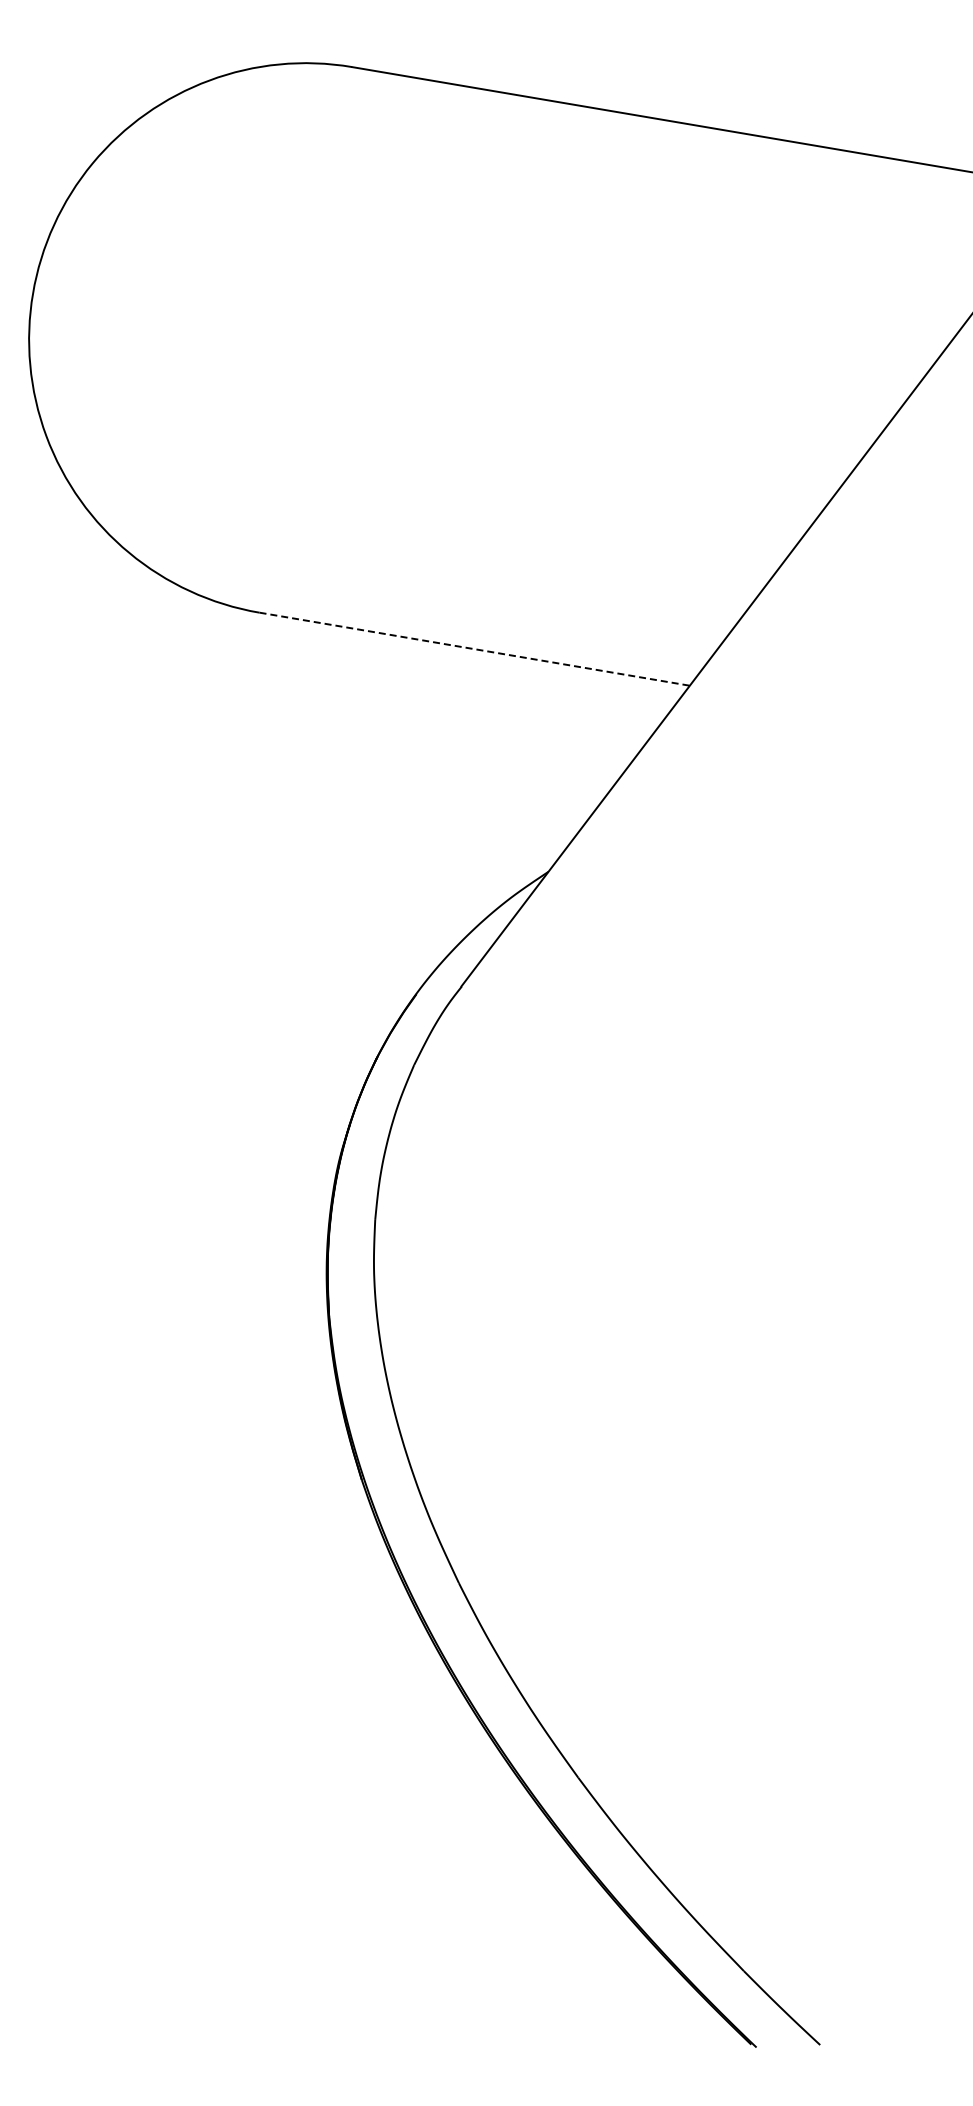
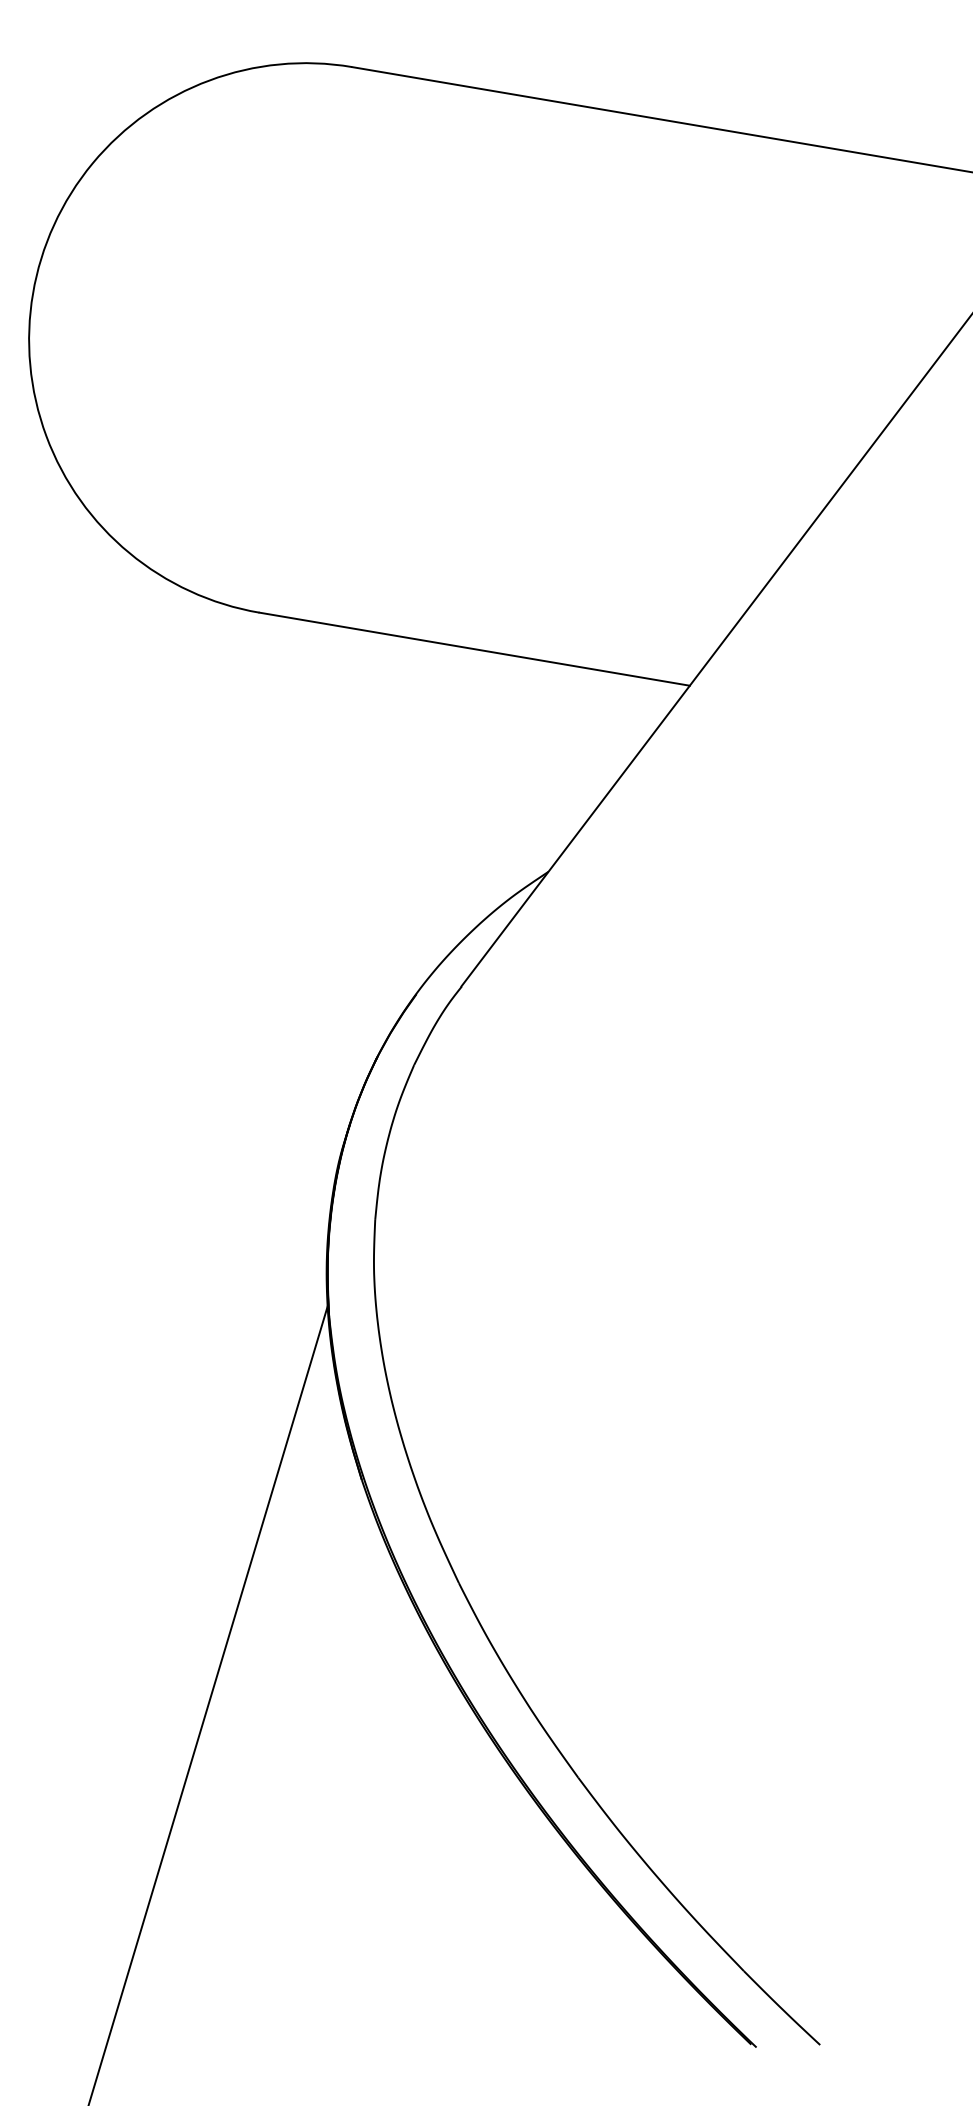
line: dashed -> solid (475, 649)
line: none -> present (208, 1703)
